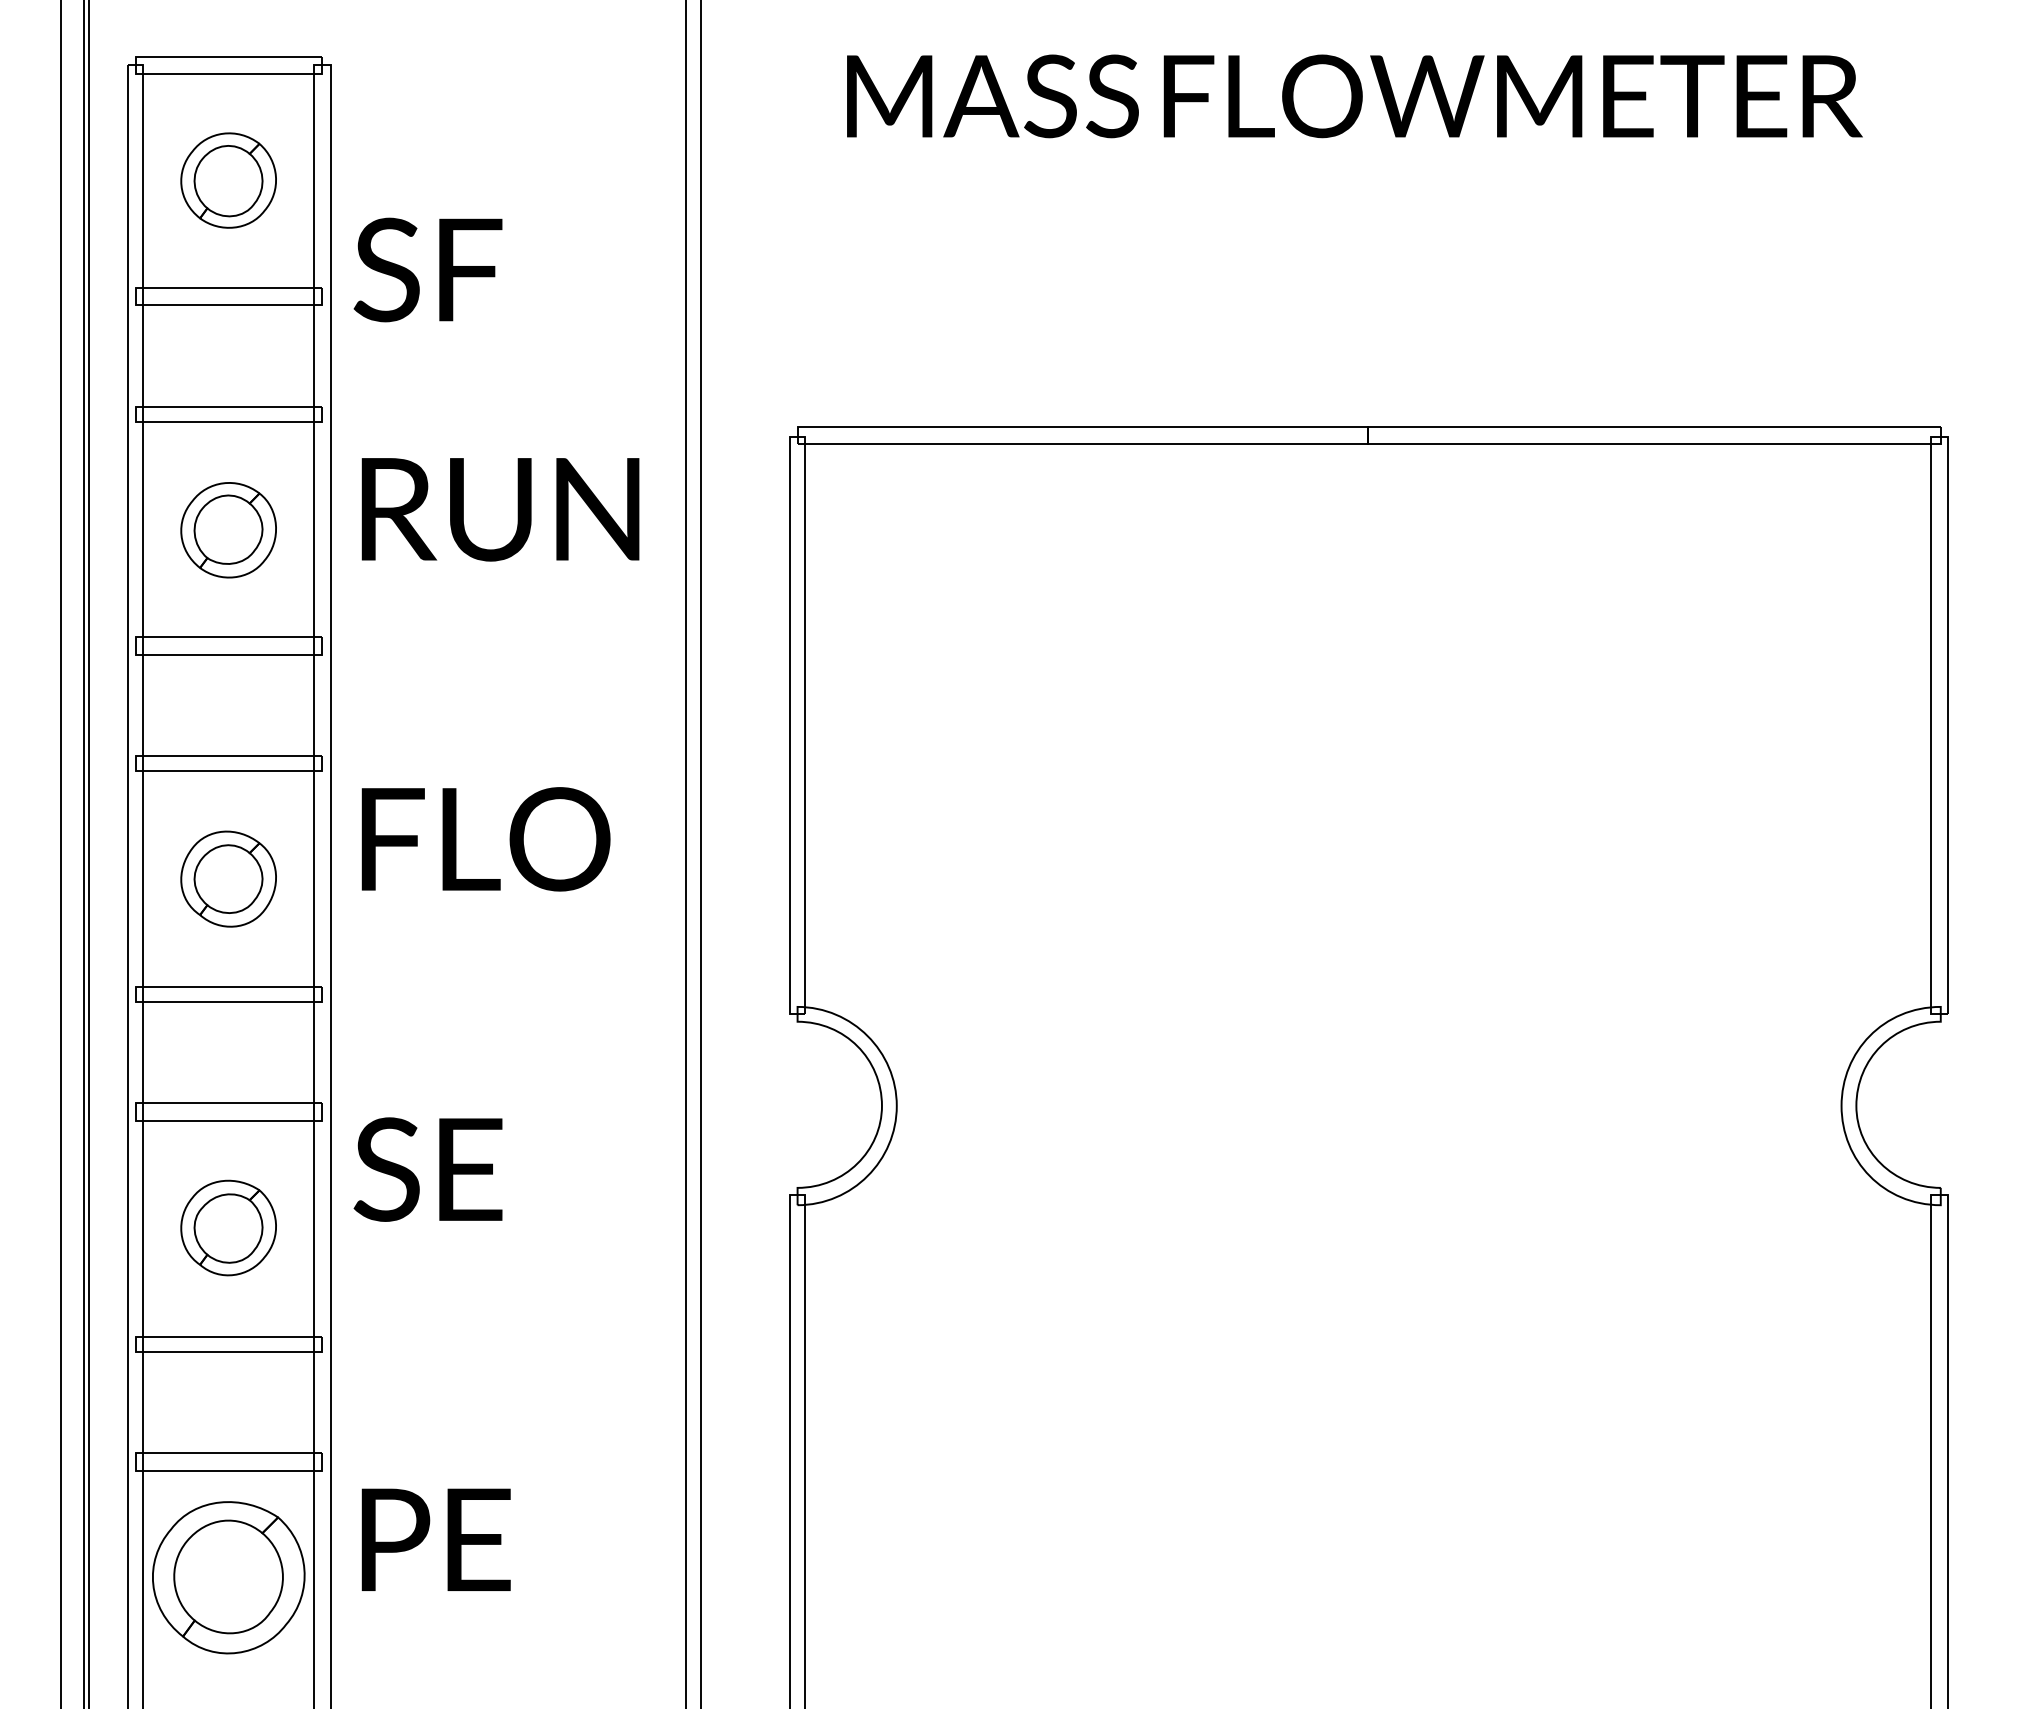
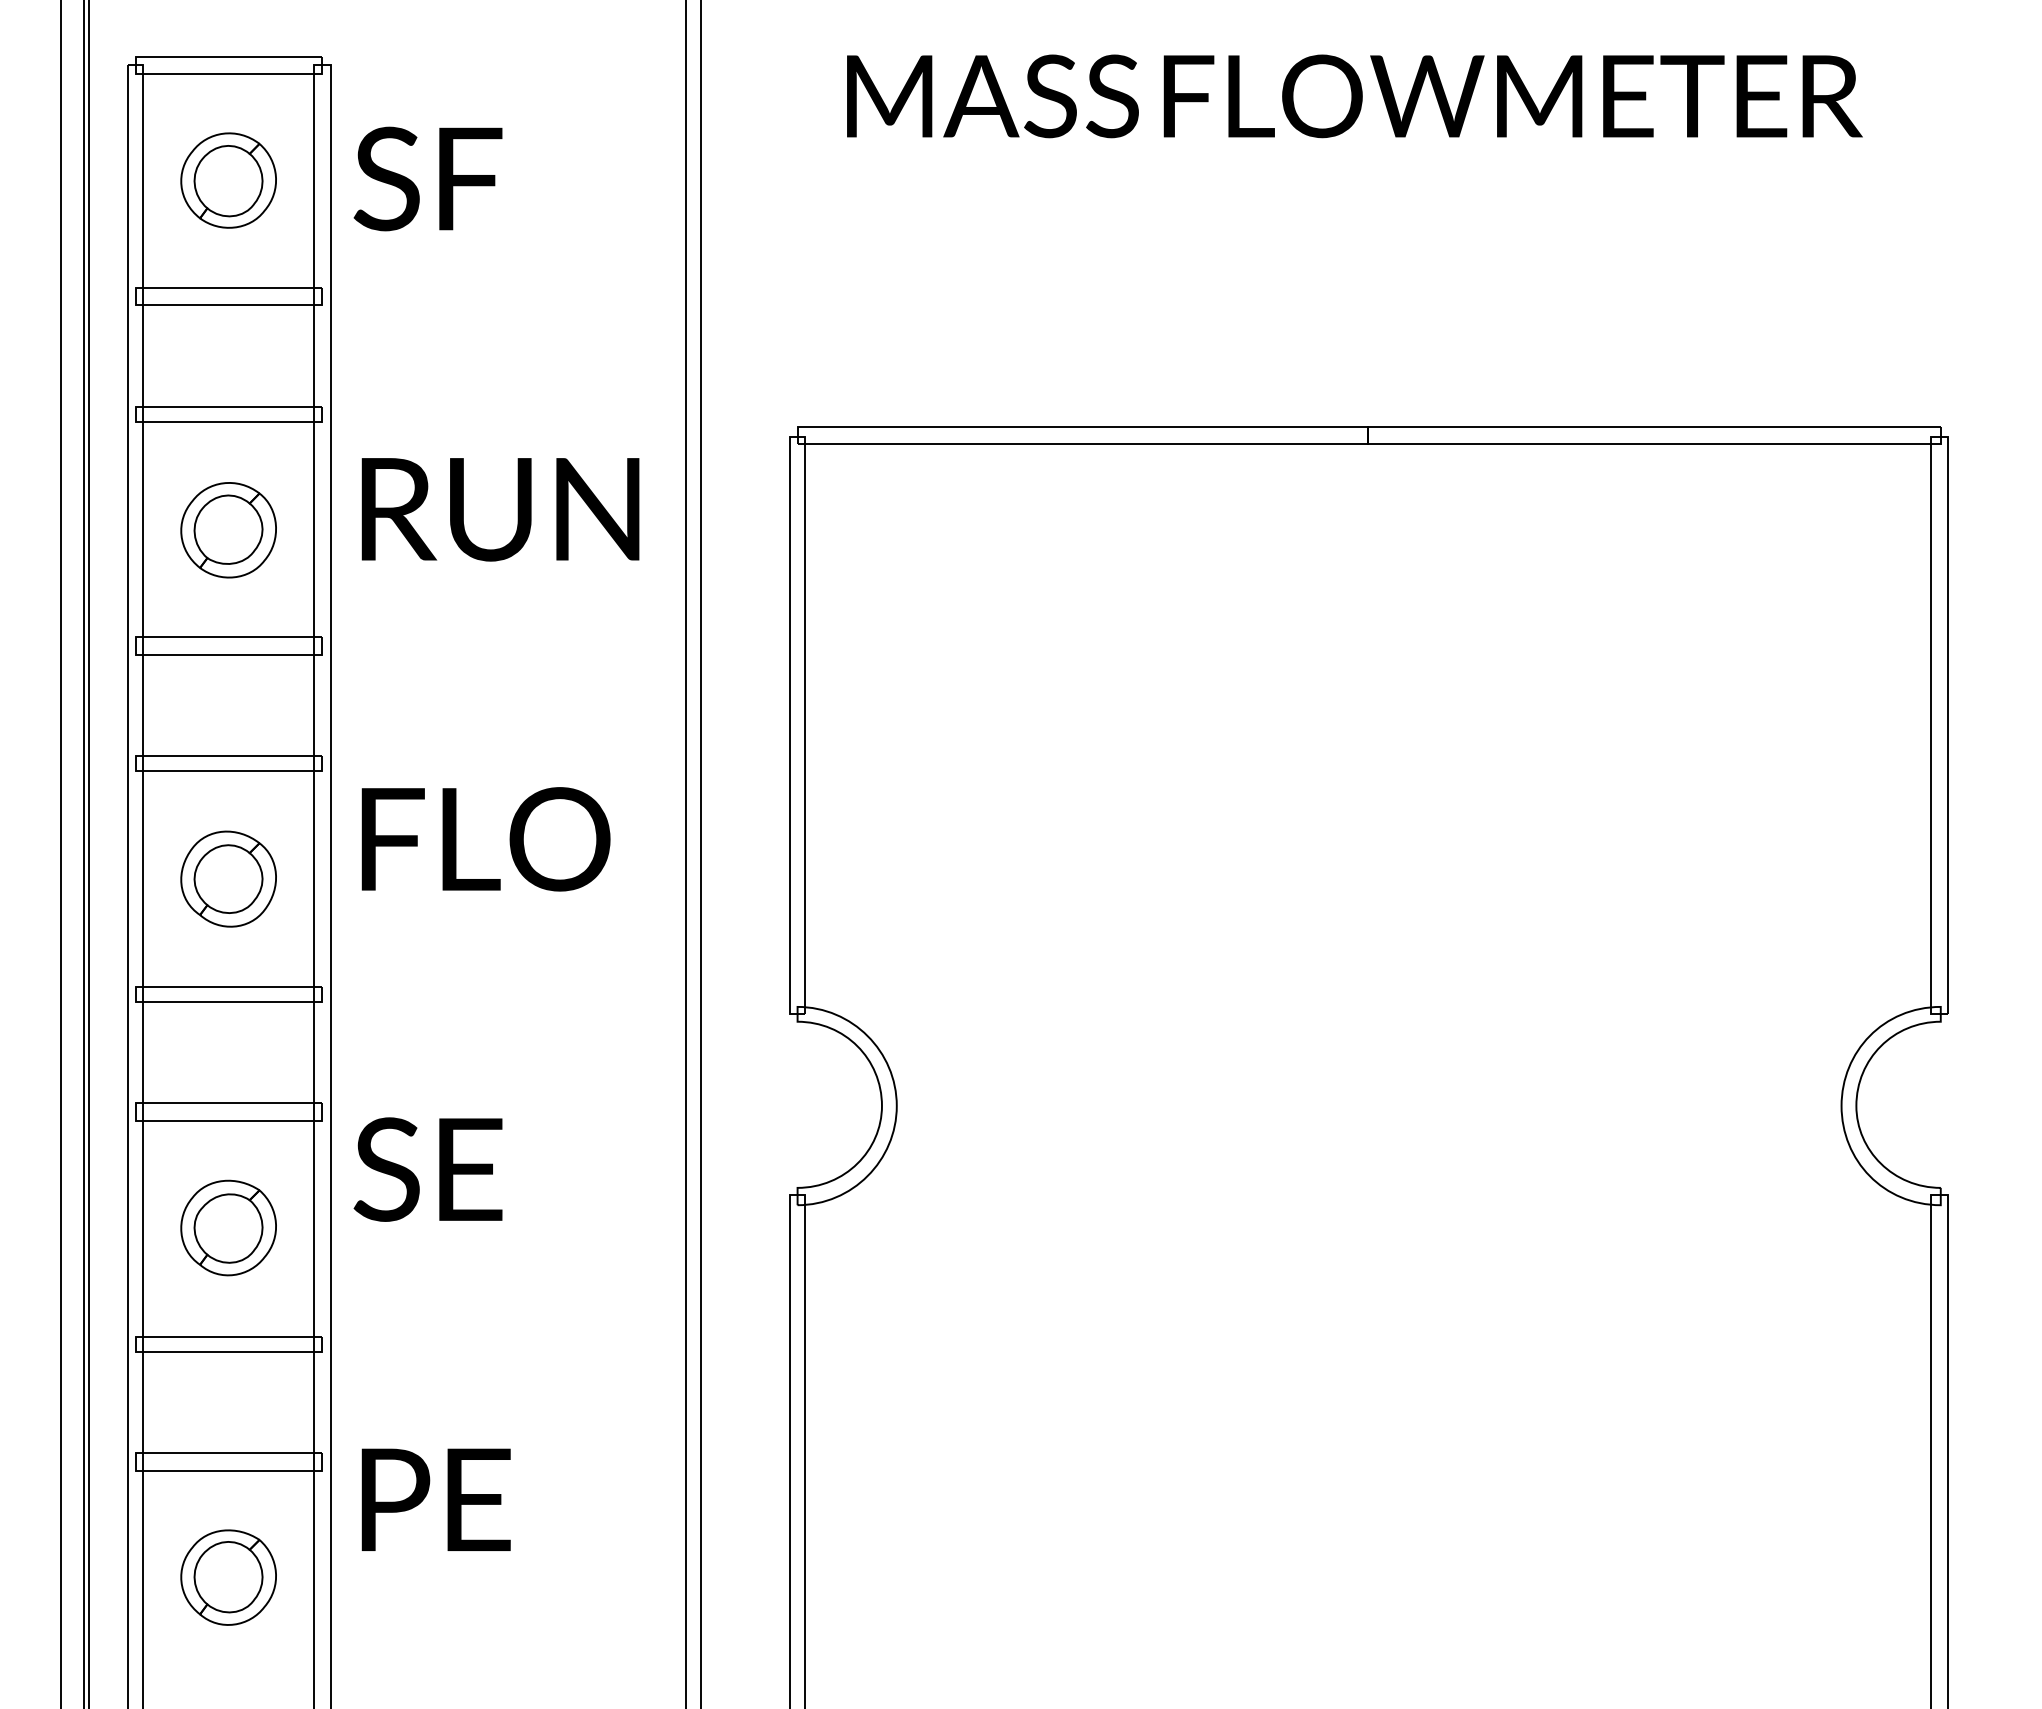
text position: (427, 269) -> (427, 178) (427, 178)
text position: (435, 1539) -> (435, 1499) (435, 1499)
part size: 154x154 px -> 97x97 px (228, 1577)
